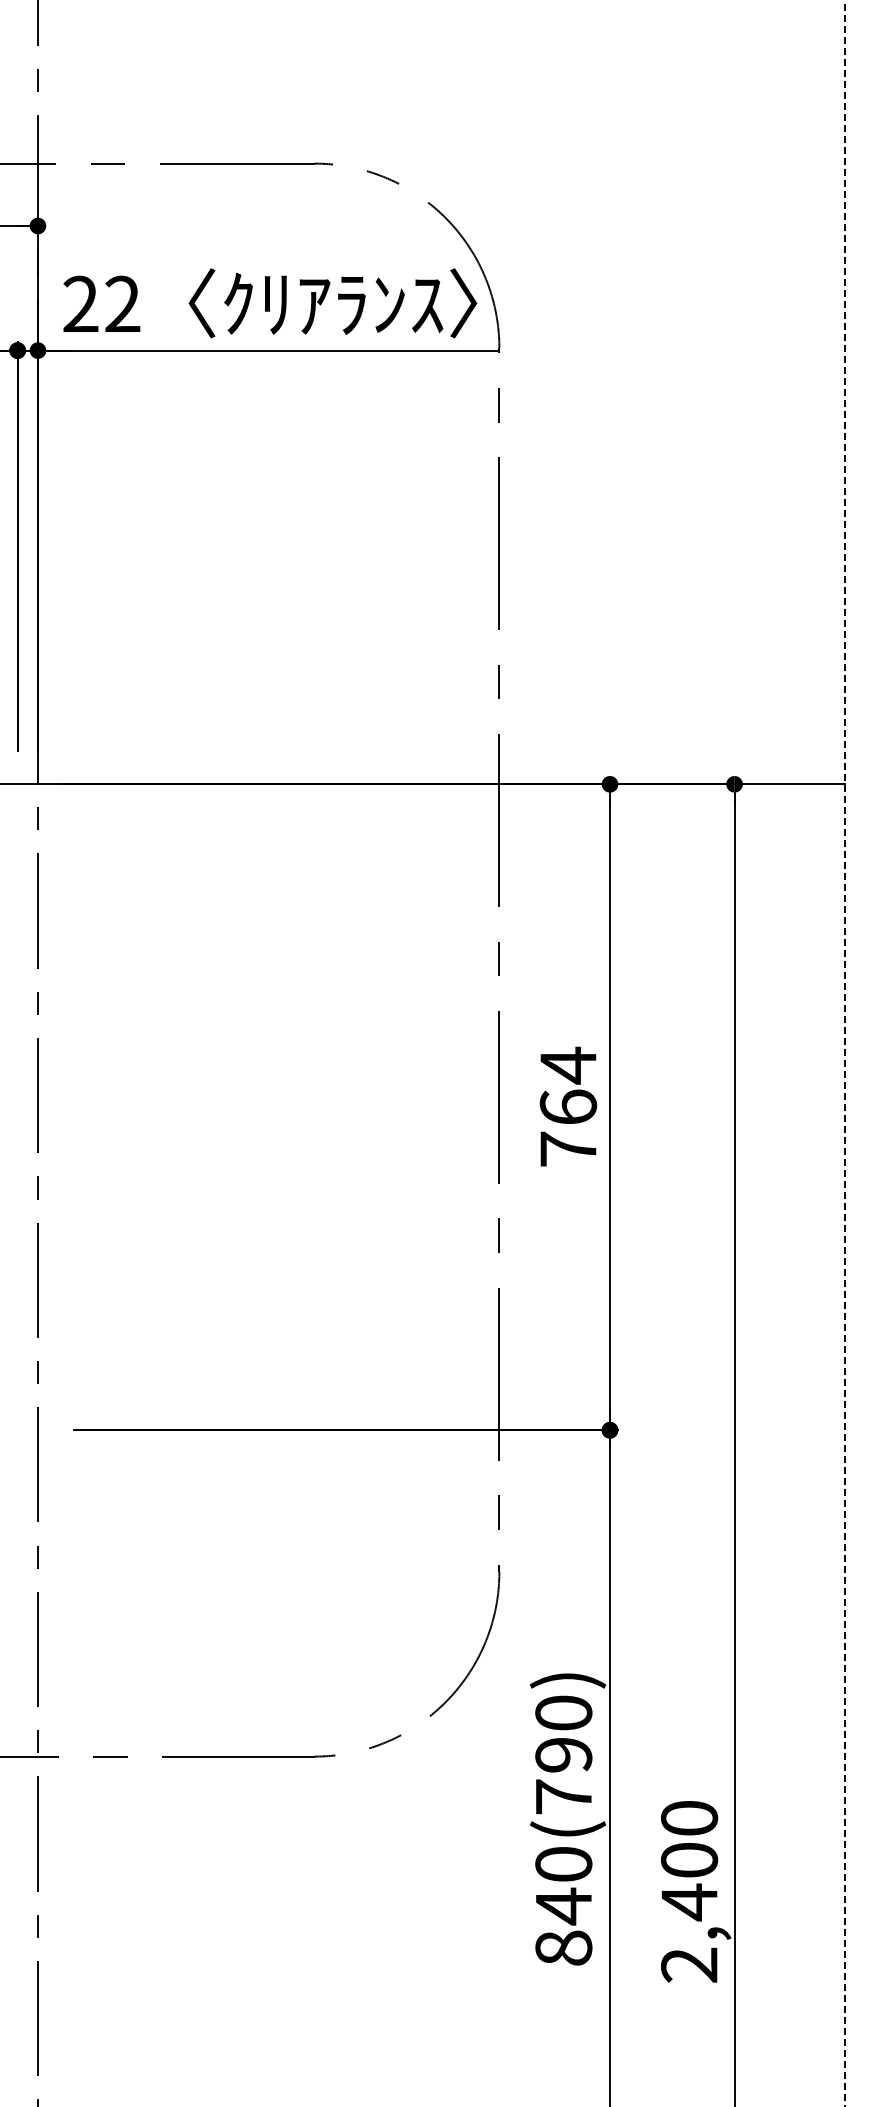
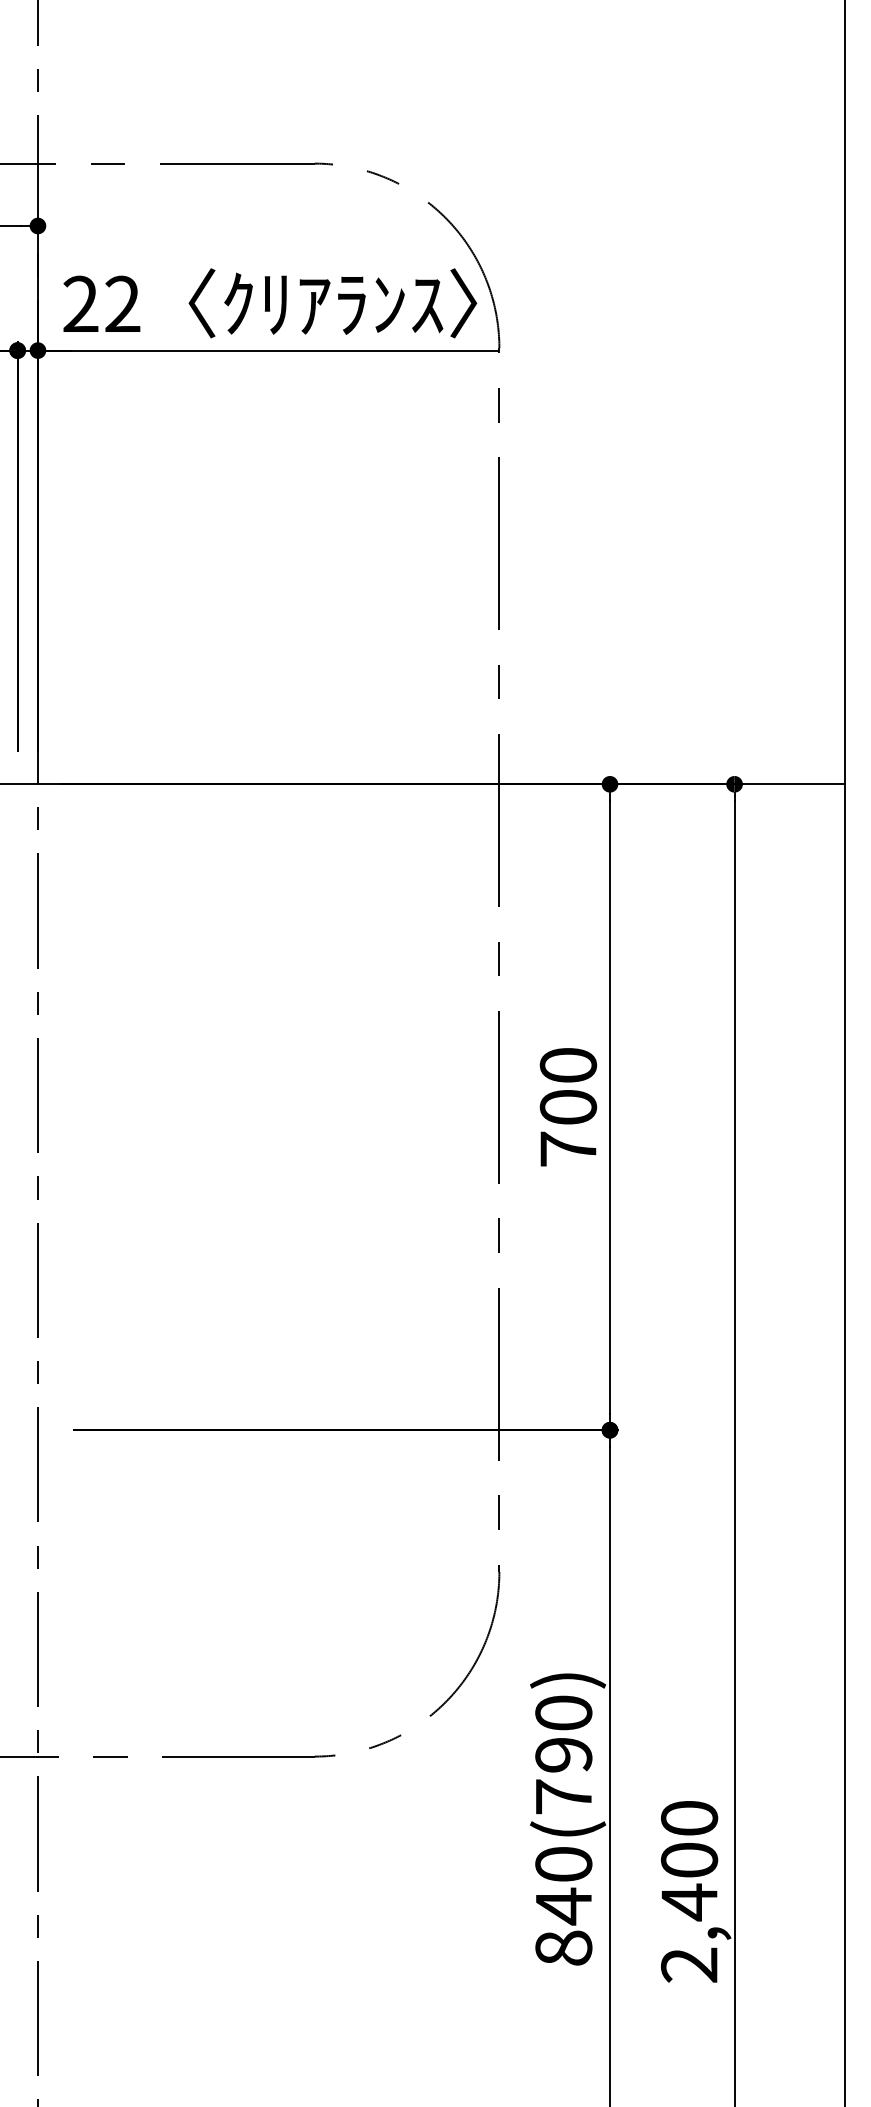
line: dashed -> solid (845, 1052)
text: 764 -> 700 (568, 1085)
